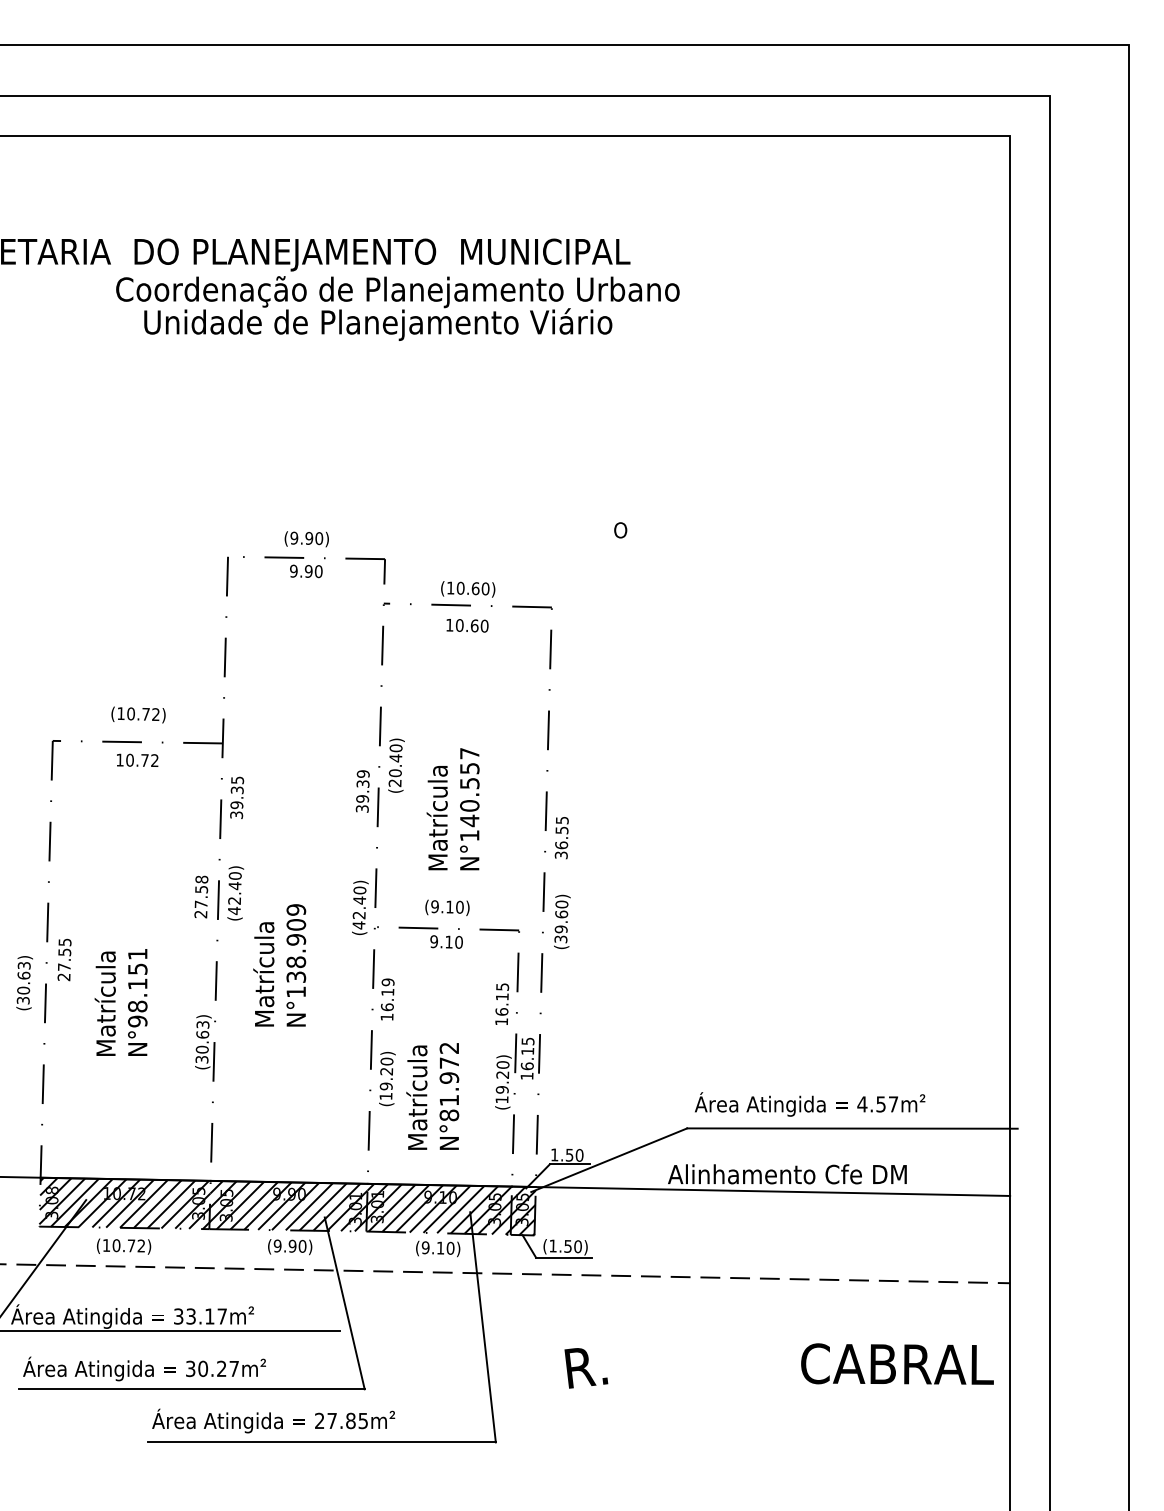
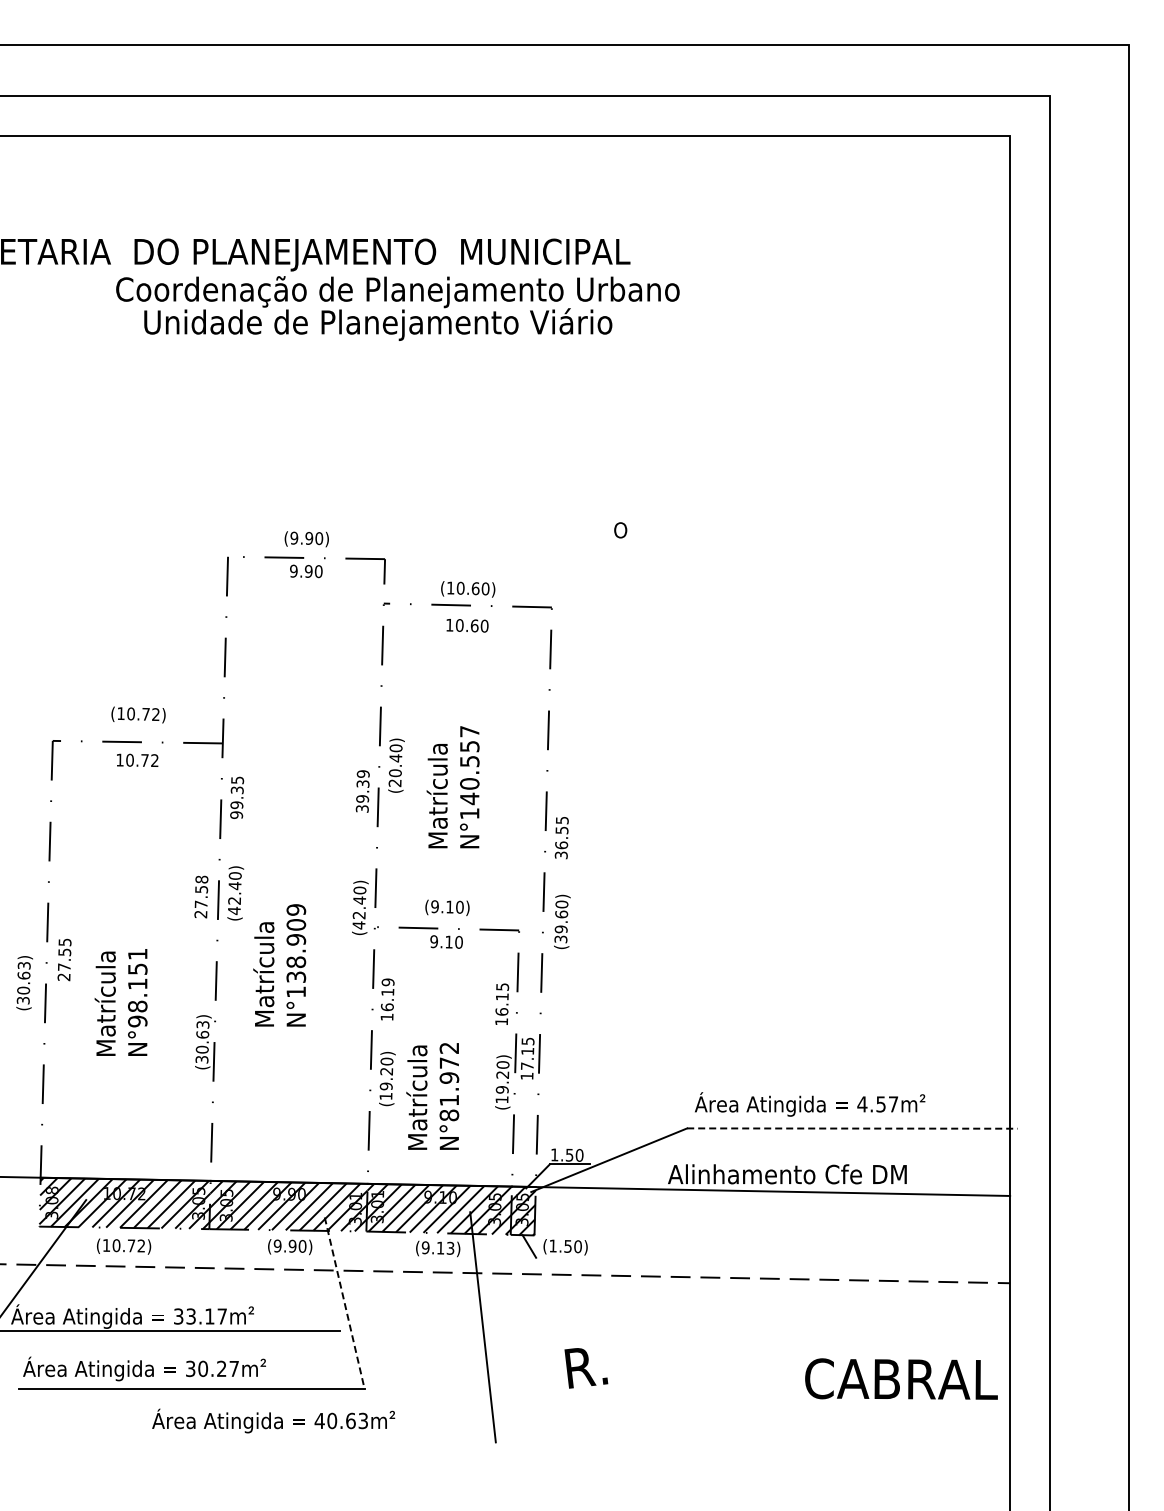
text position: (452, 809) -> (452, 787) (452, 787)
text: 39.35 -> 99.35 (236, 815)
text: 16.15 -> 17.15 (526, 1066)
line: solid -> dashed (852, 1128)
text: (9.10) -> (9.13) (450, 1247)
line: present -> none (564, 1257)
line: solid -> dashed (344, 1303)
text position: (897, 1363) -> (901, 1378) (901, 1378)
text: 27.85m -> 40.63m (340, 1420)
line: present -> none (321, 1442)
